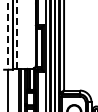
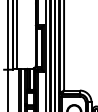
line: dashed -> solid (17, 34)
line: dashed -> solid (7, 35)
